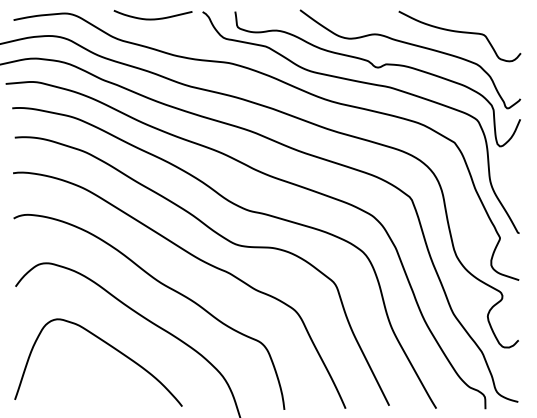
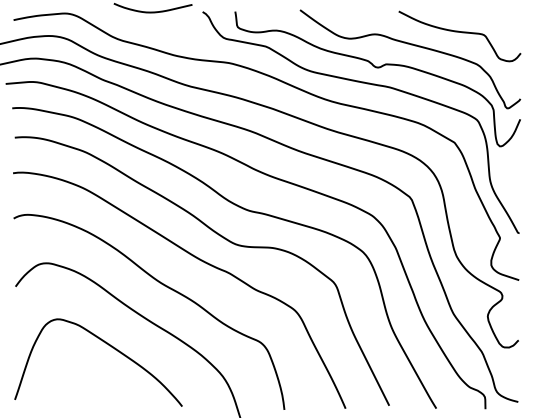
curve position: (152, 18) -> (152, 11) (152, 11)
